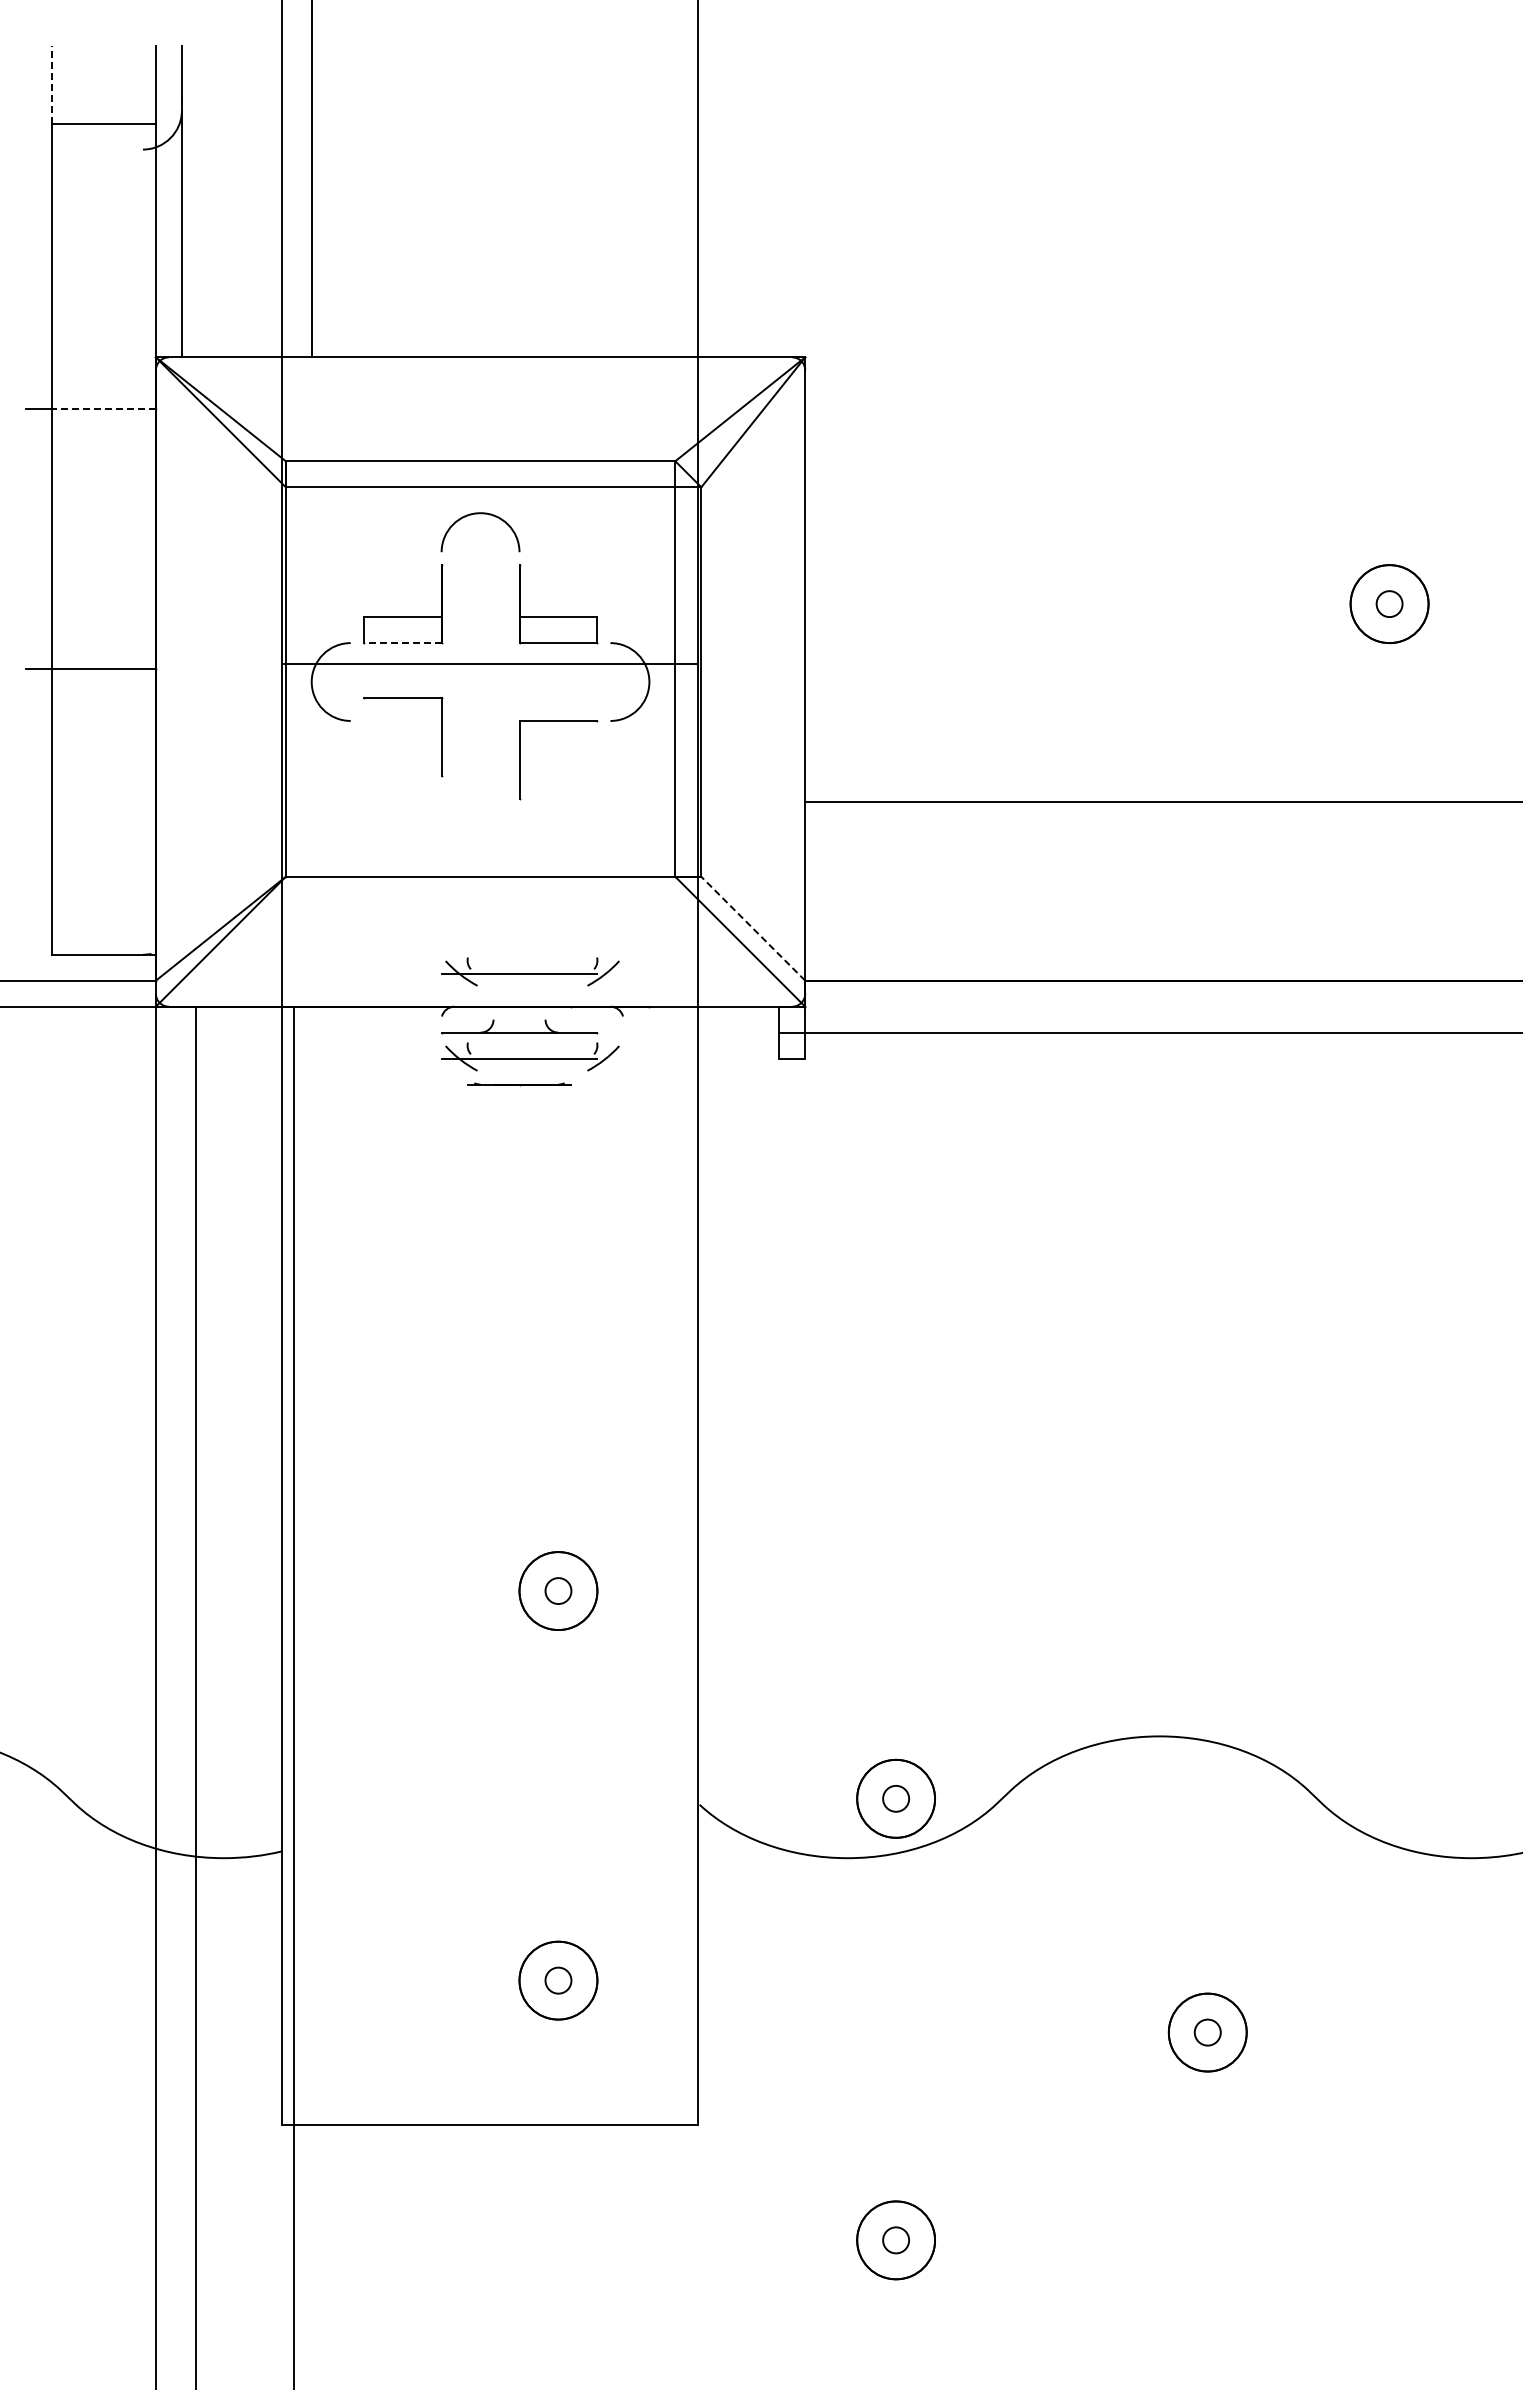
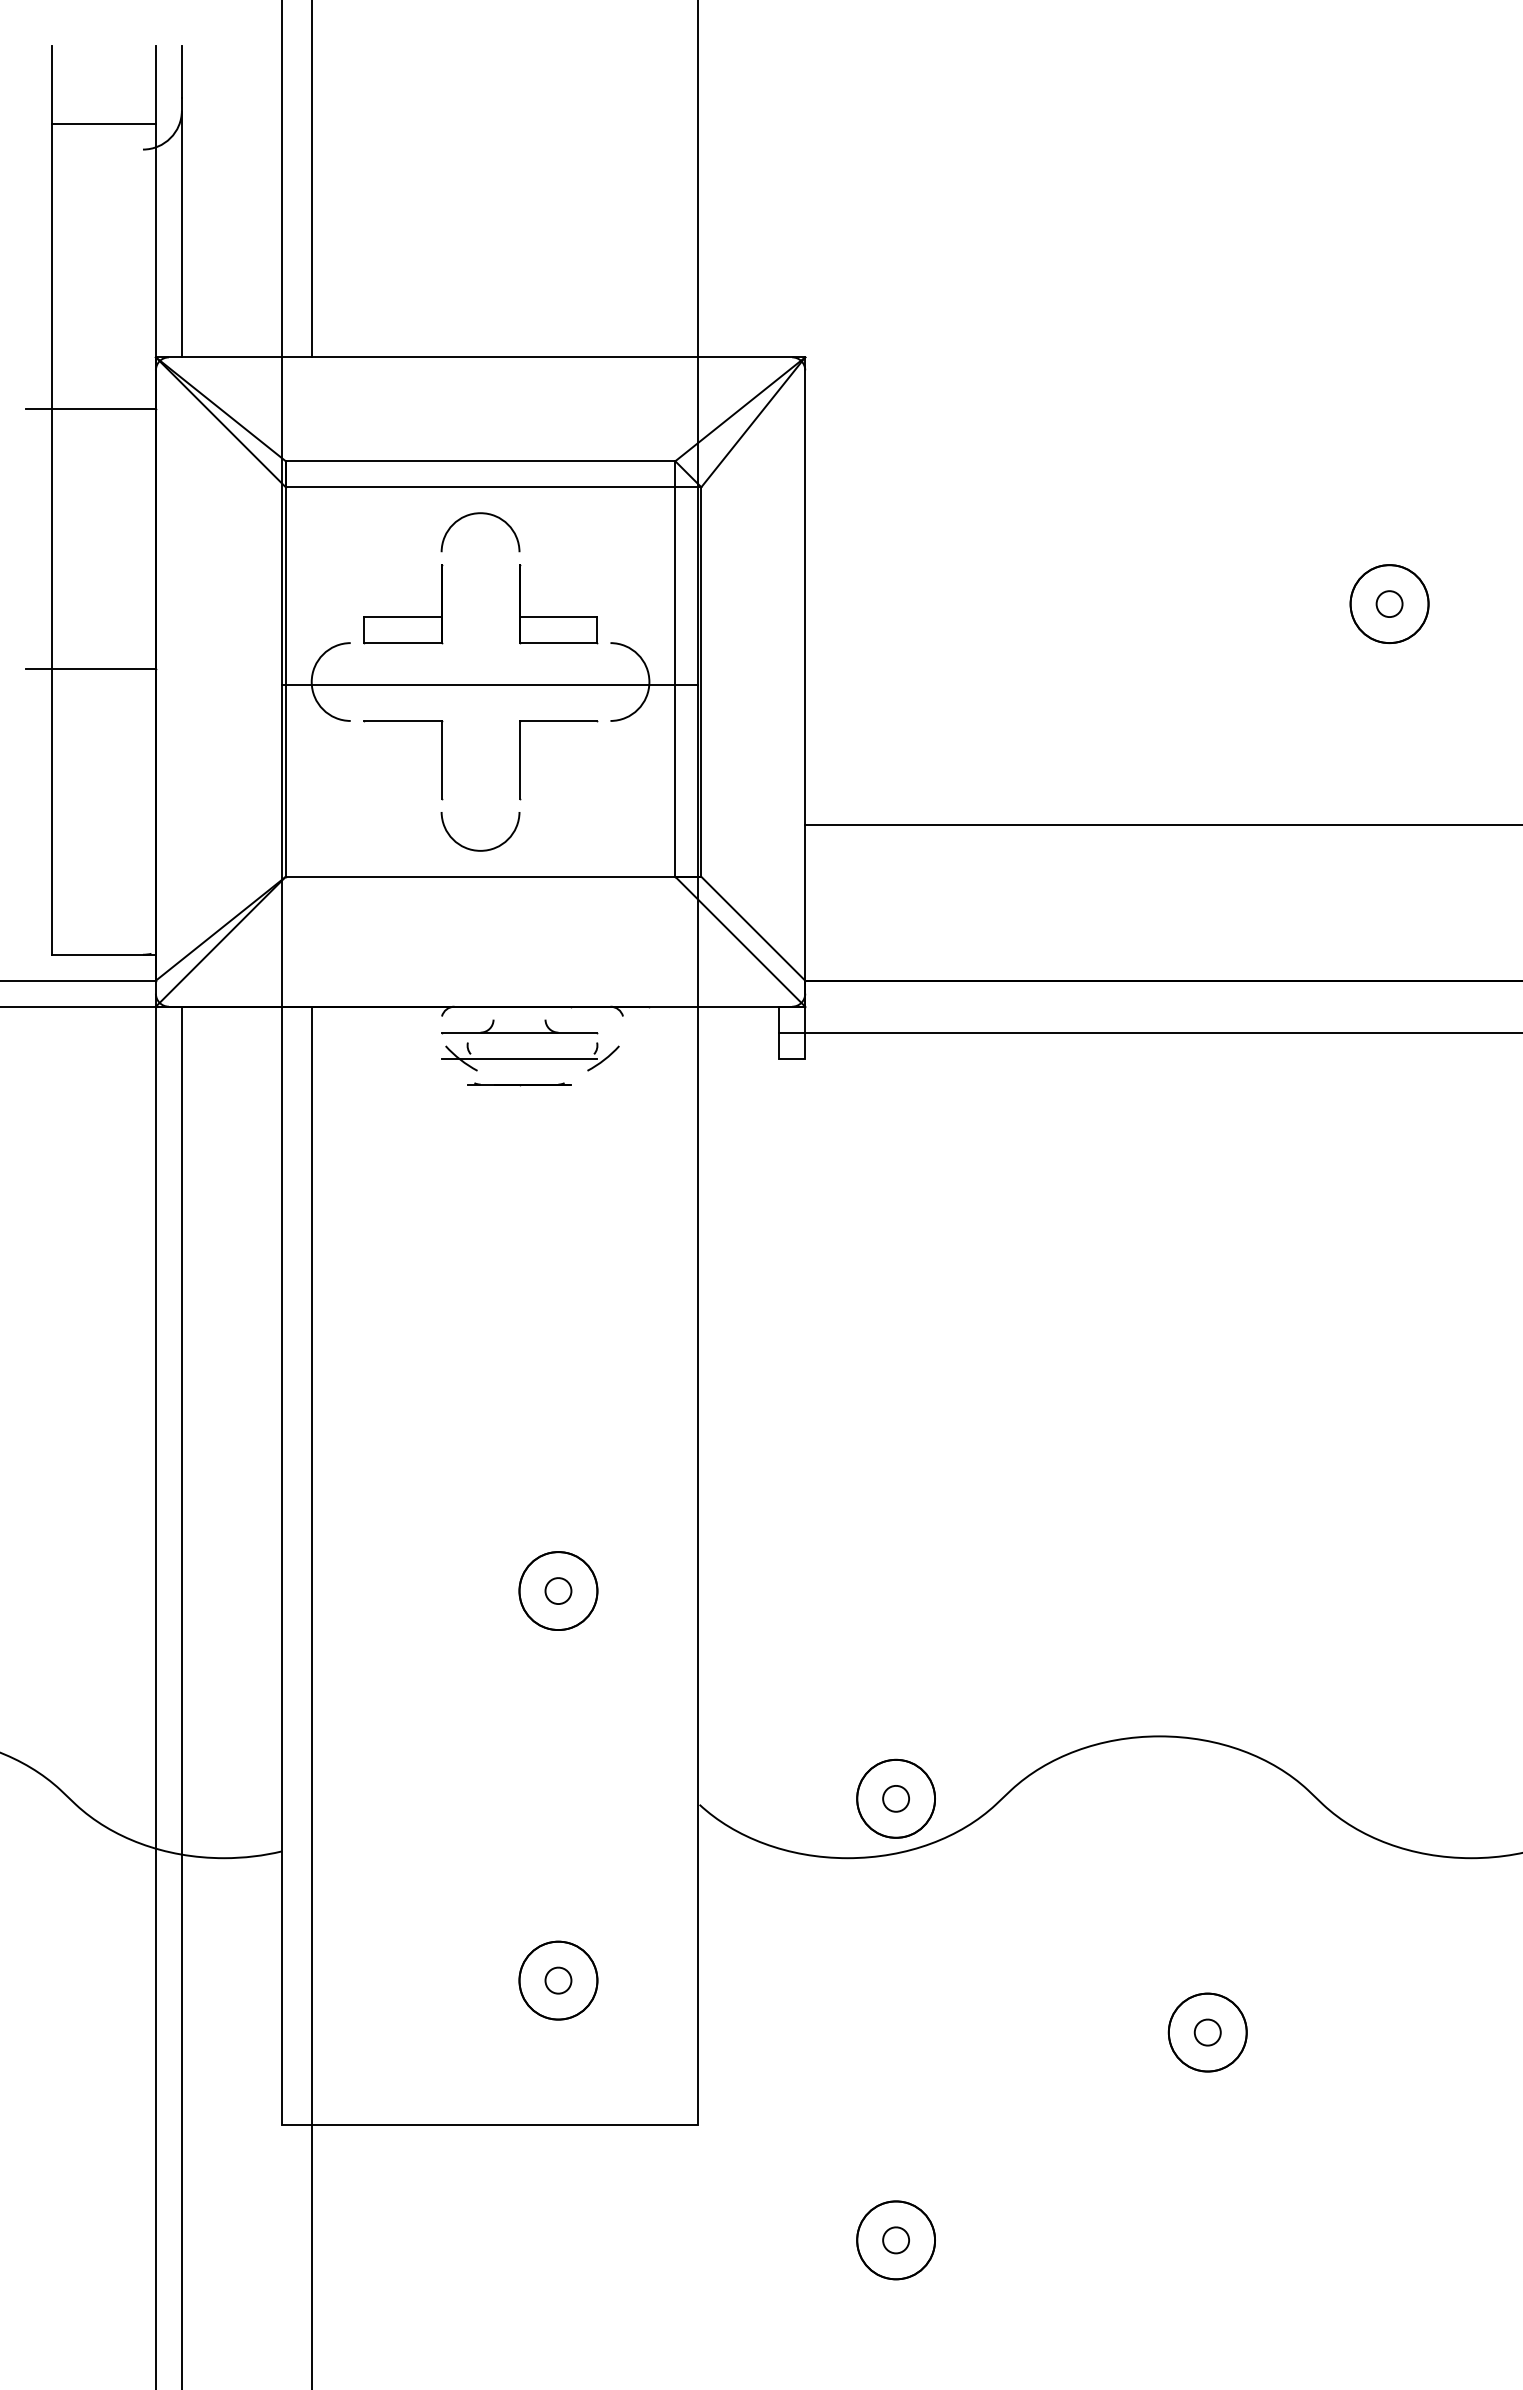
line: dashed -> solid (52, 84)
line: dashed -> solid (103, 409)
line: dashed -> solid (402, 643)
line position: (489, 664) -> (489, 685) (489, 685)
part position: (441, 737) -> (441, 760) (441, 760)
line position: (1162, 801) -> (1162, 824) (1162, 824)
curve: none -> present (478, 849)
line: dashed -> solid (752, 928)
part: present -> none (530, 971)
line position: (195, 1696) -> (181, 1696) (181, 1696)
line position: (293, 1696) -> (311, 1696) (311, 1696)
